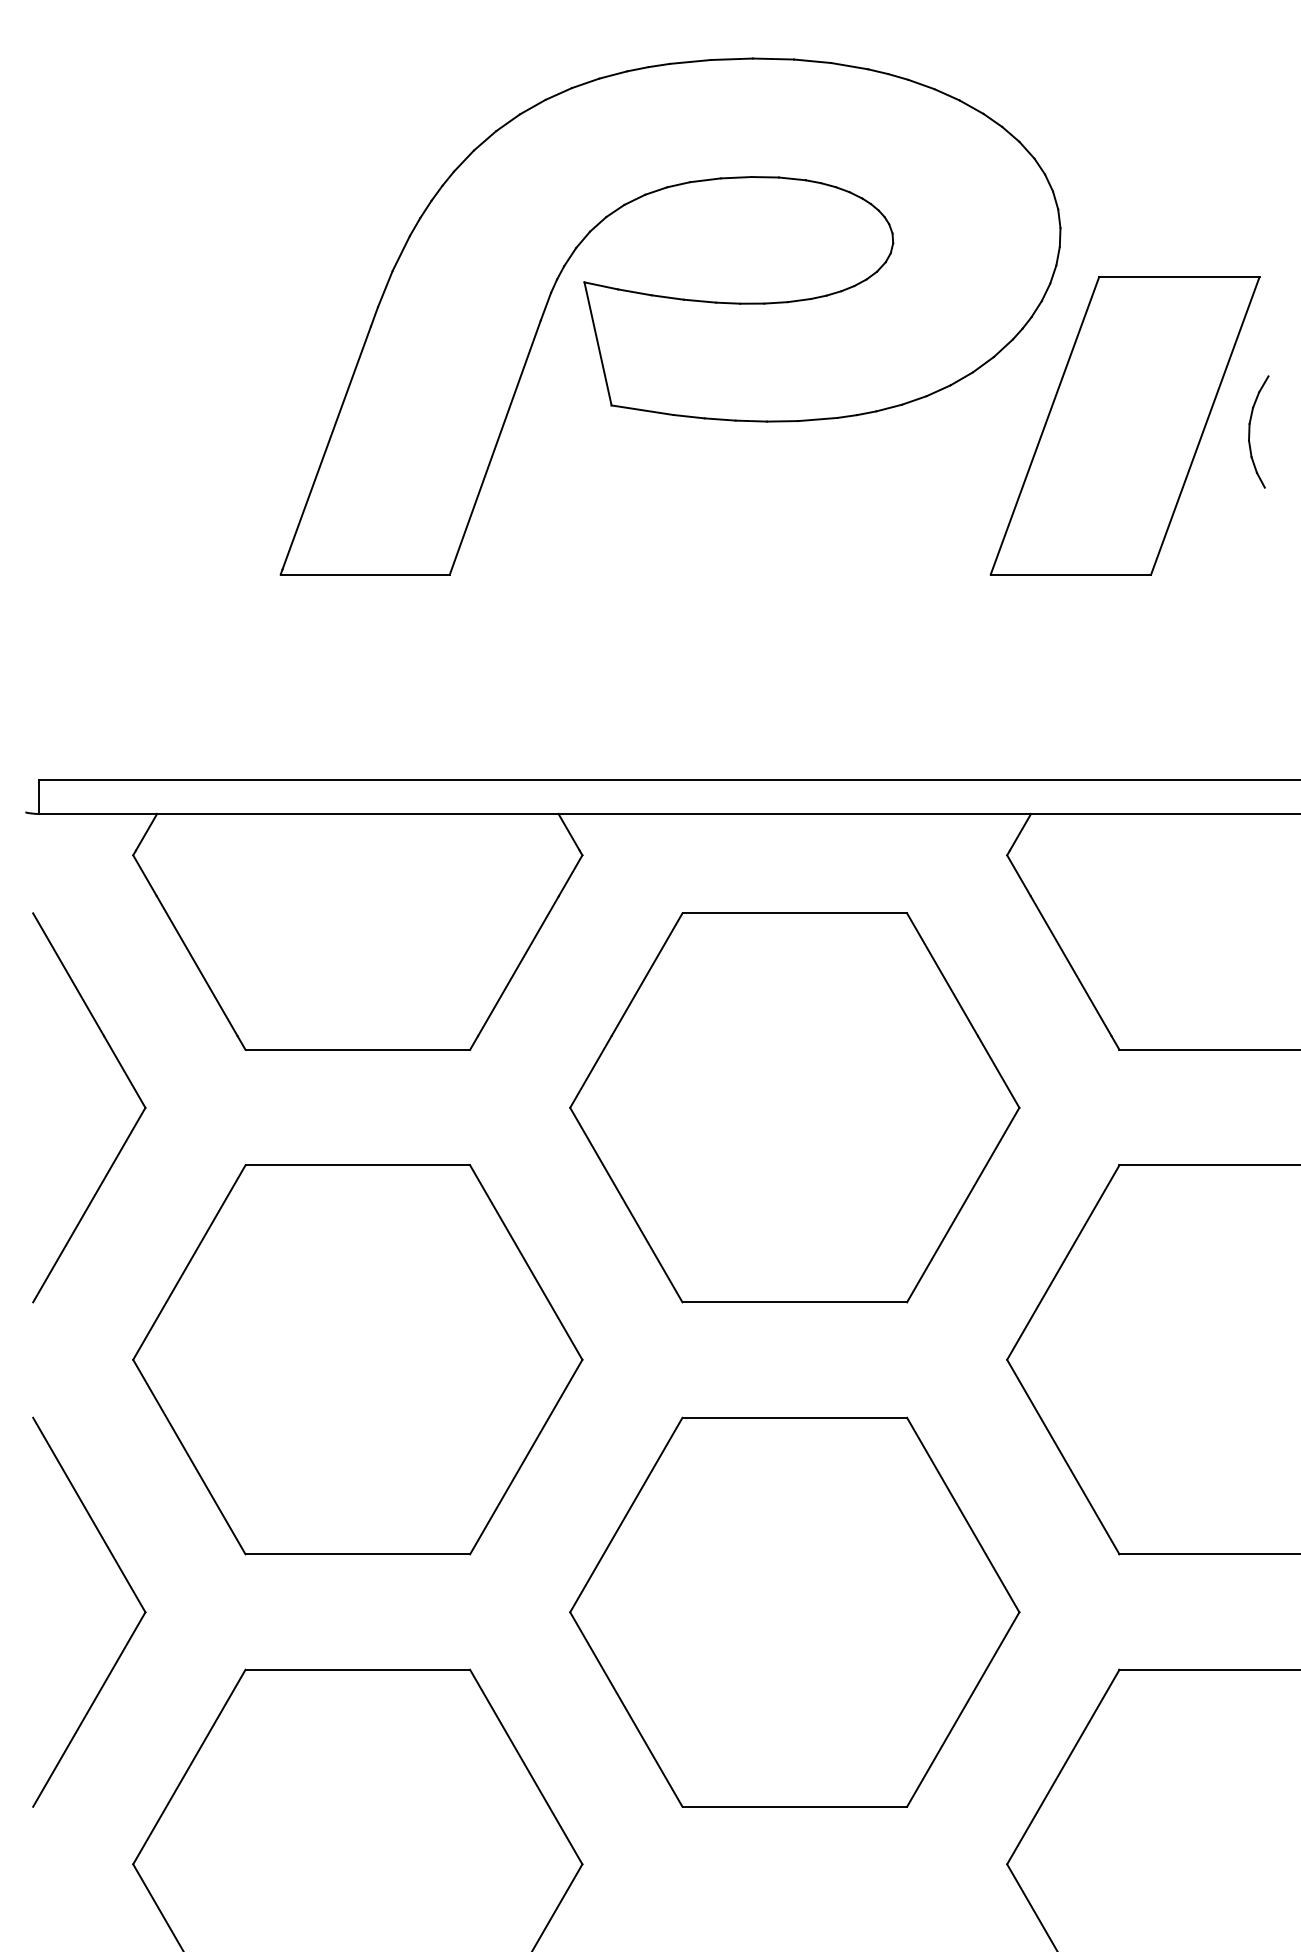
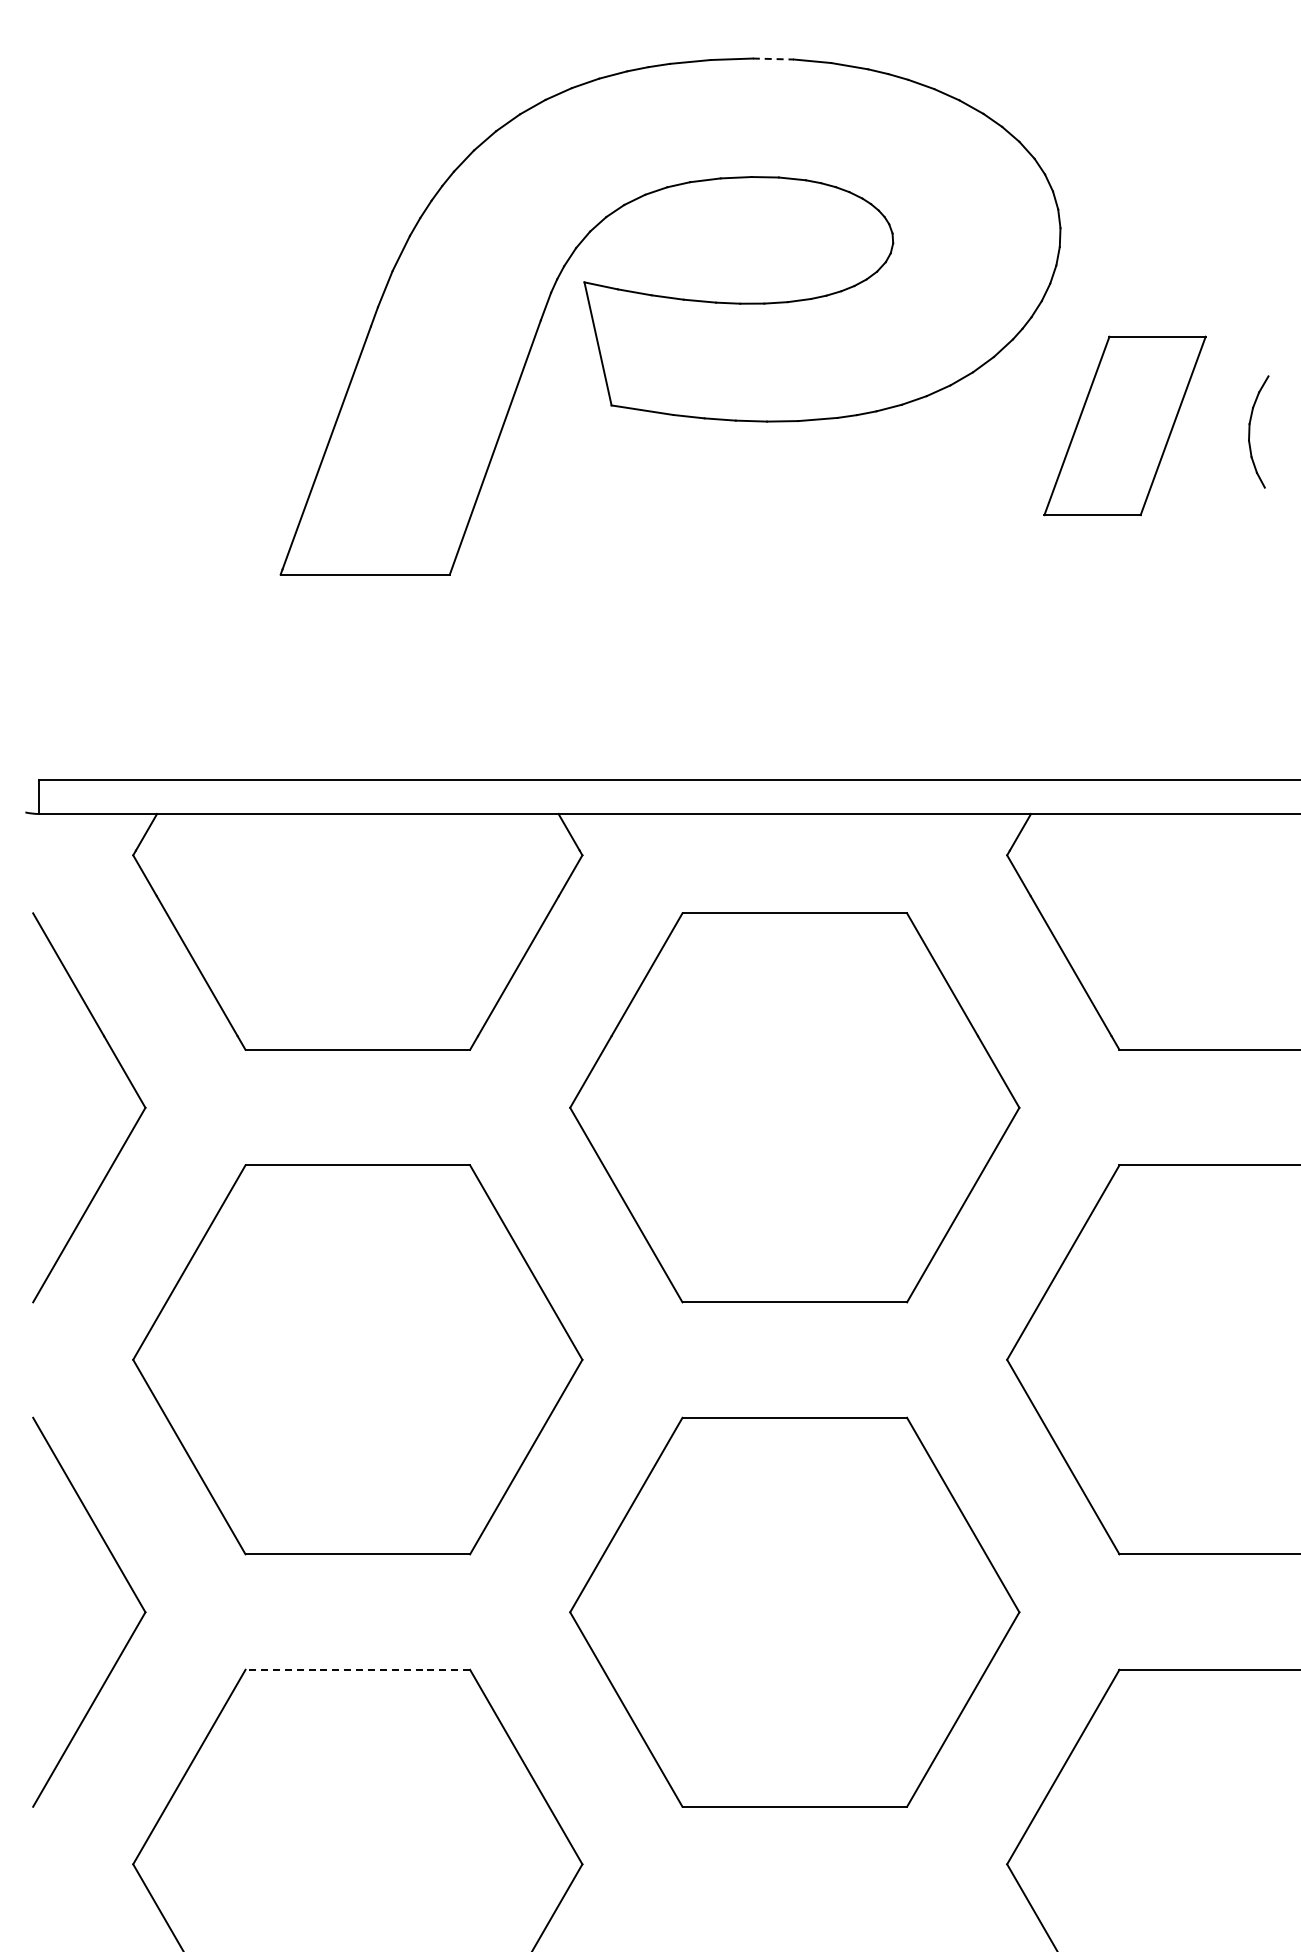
line: solid -> dashed (773, 59)
part size: 272x300 px -> 164x182 px (1124, 425)
line: solid -> dashed (357, 1669)
